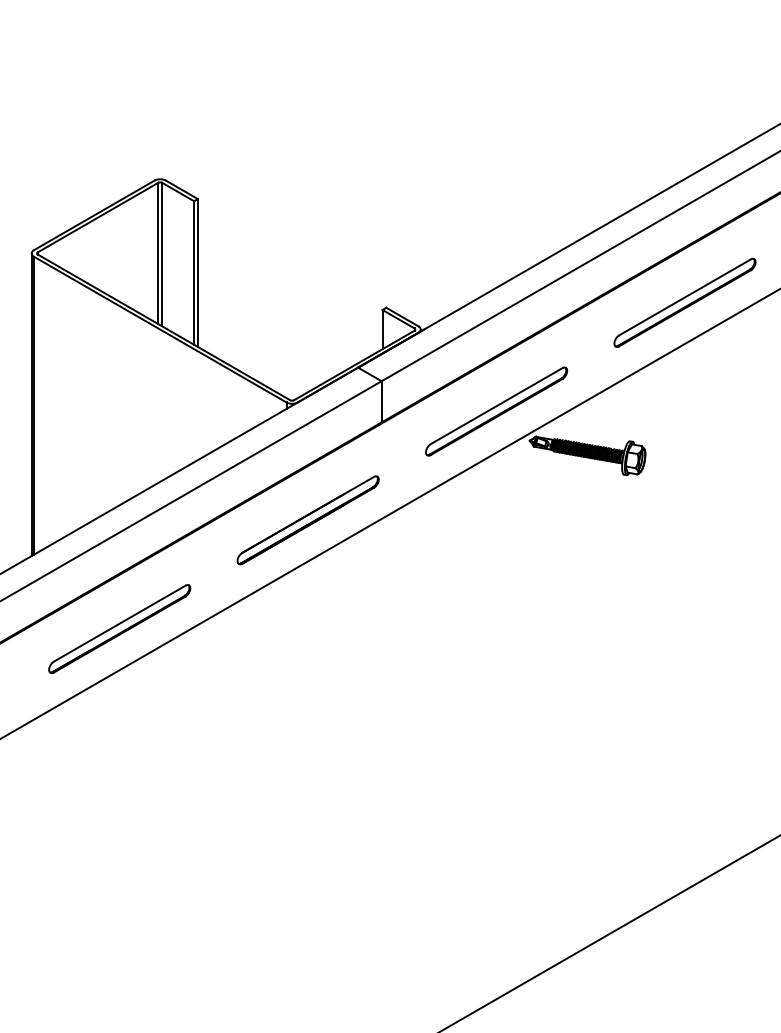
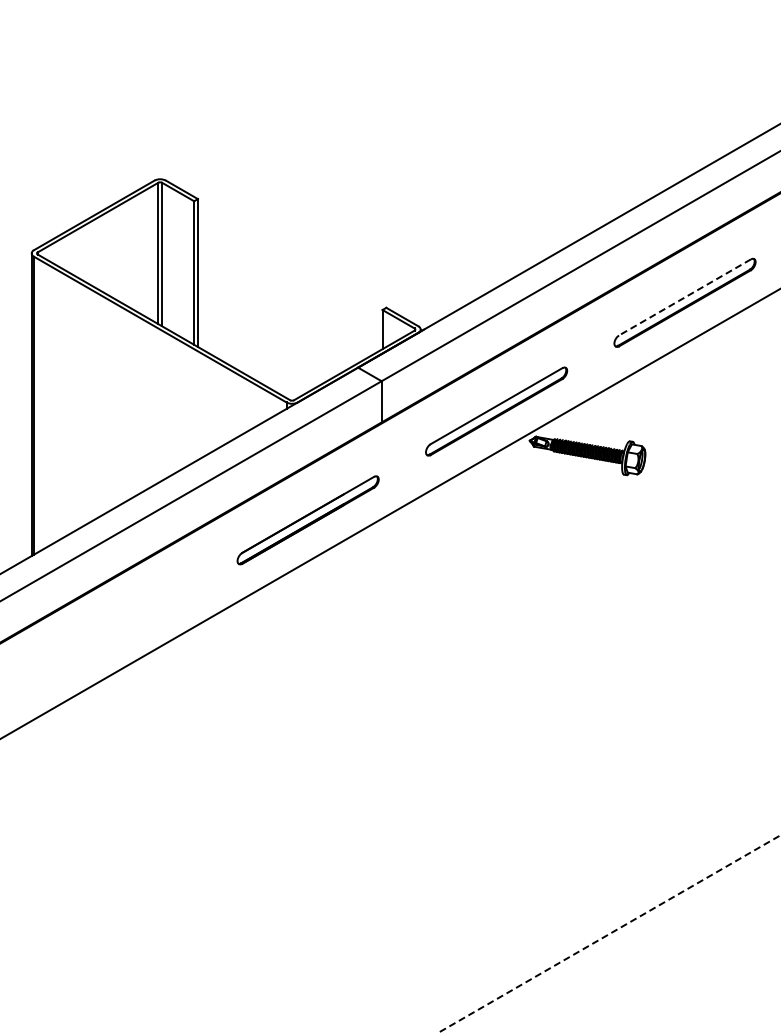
line: solid -> dashed (684, 297)
part: present -> none (119, 628)
line: solid -> dashed (609, 934)
